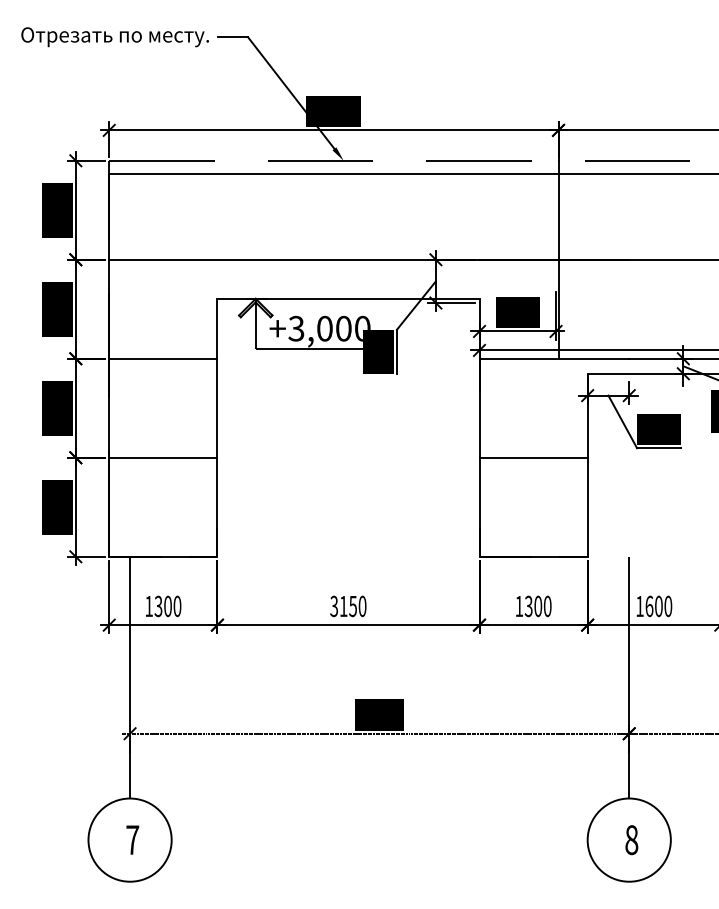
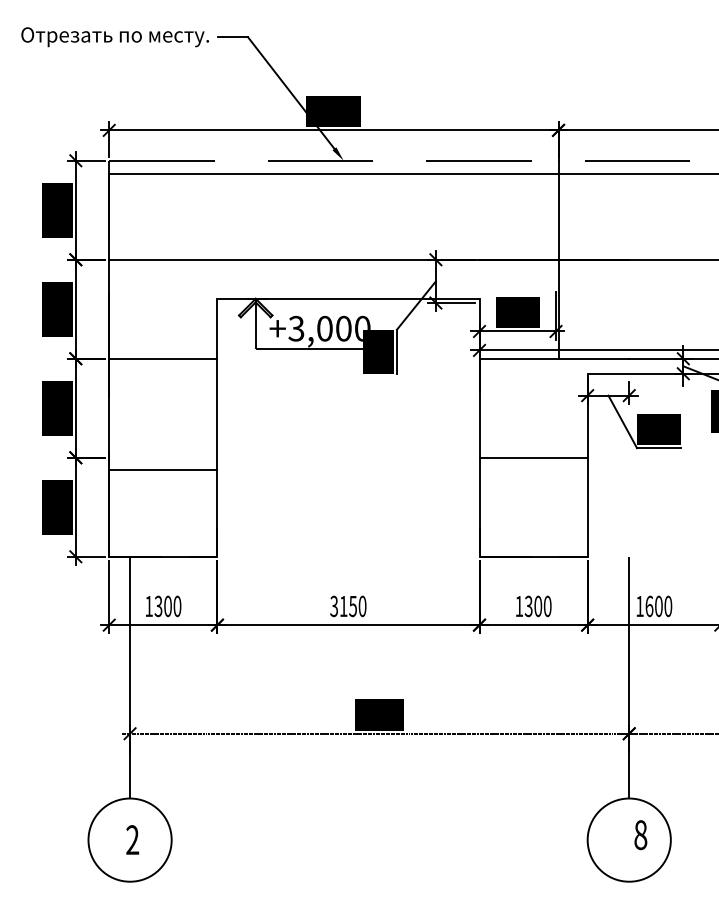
line position: (163, 457) -> (163, 469) (163, 469)
text: 7 -> 2 (132, 839)
text position: (631, 840) -> (640, 835) (640, 835)
